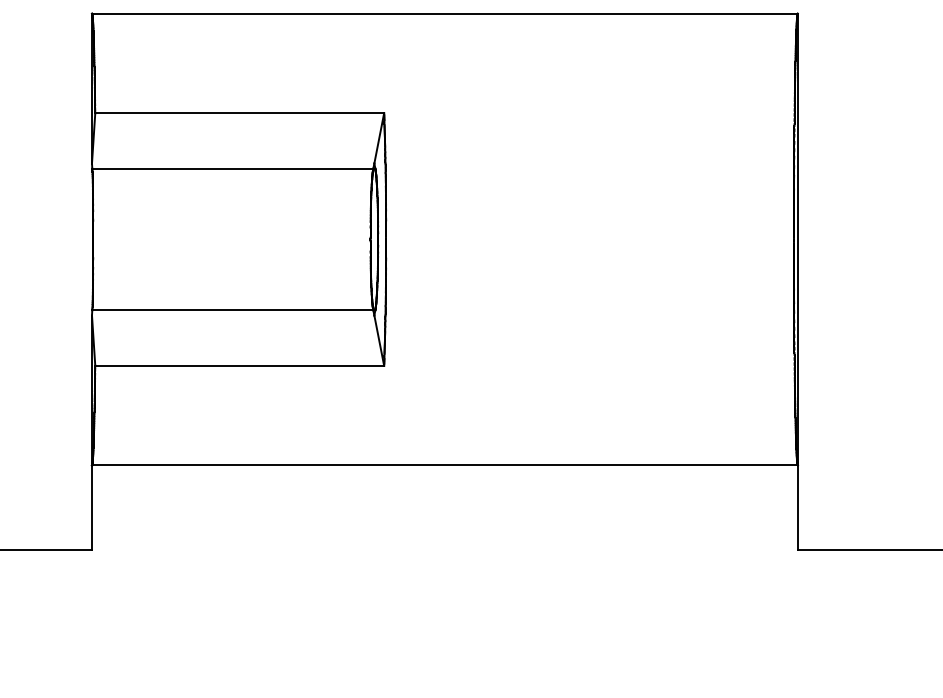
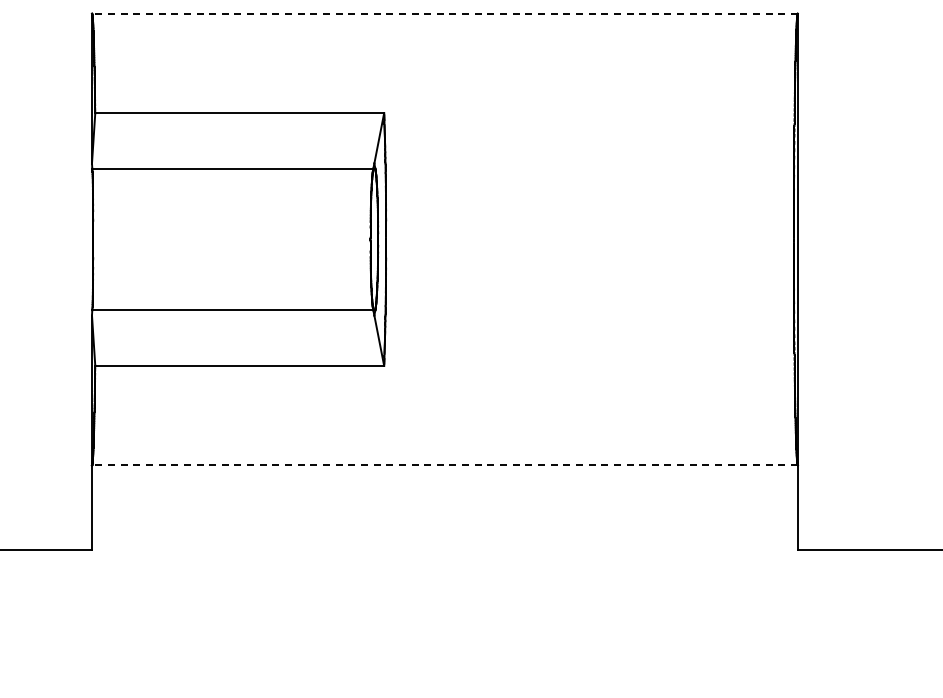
line: solid -> dashed (444, 13)
line: solid -> dashed (444, 465)
